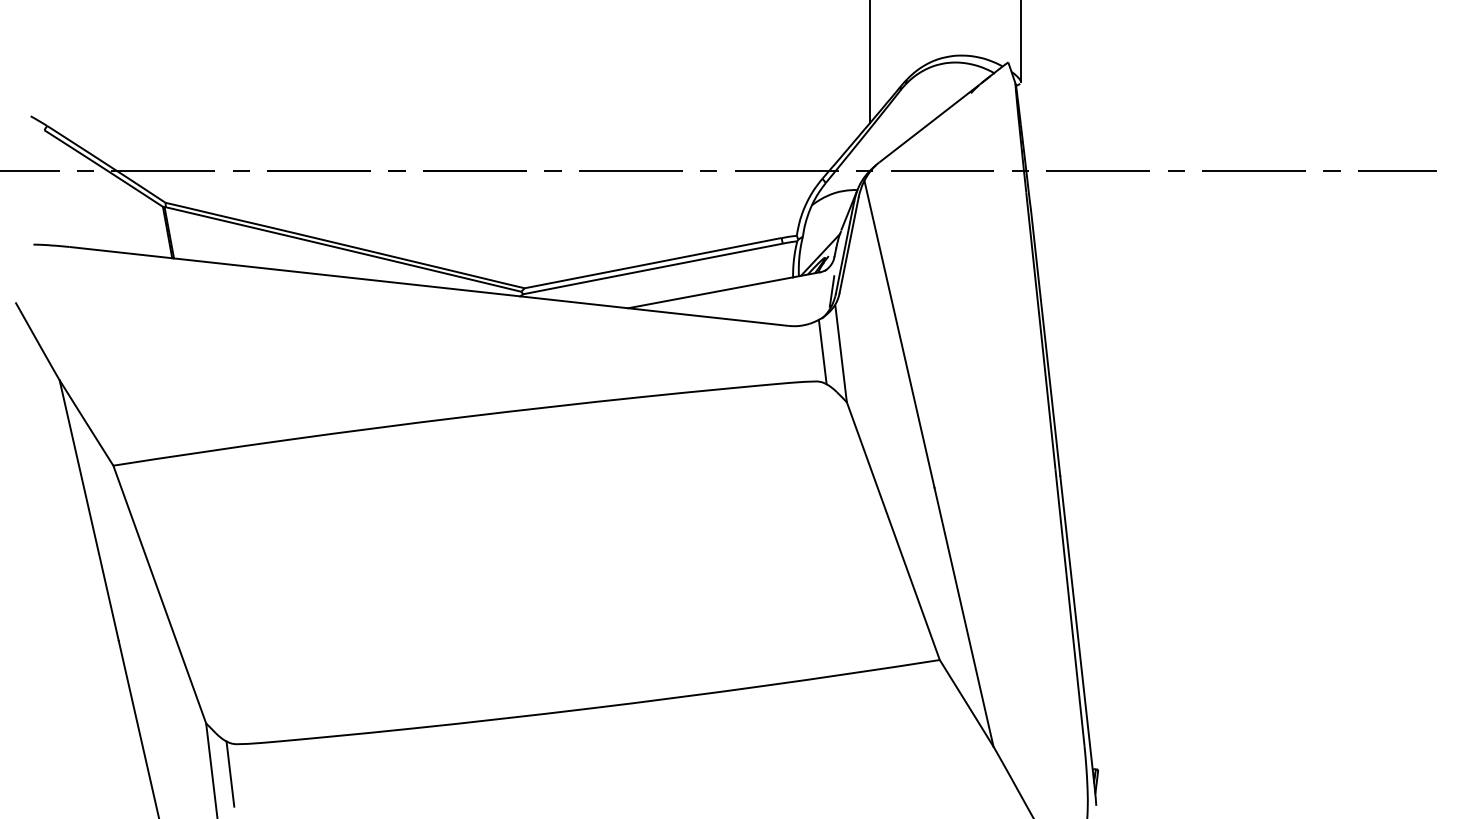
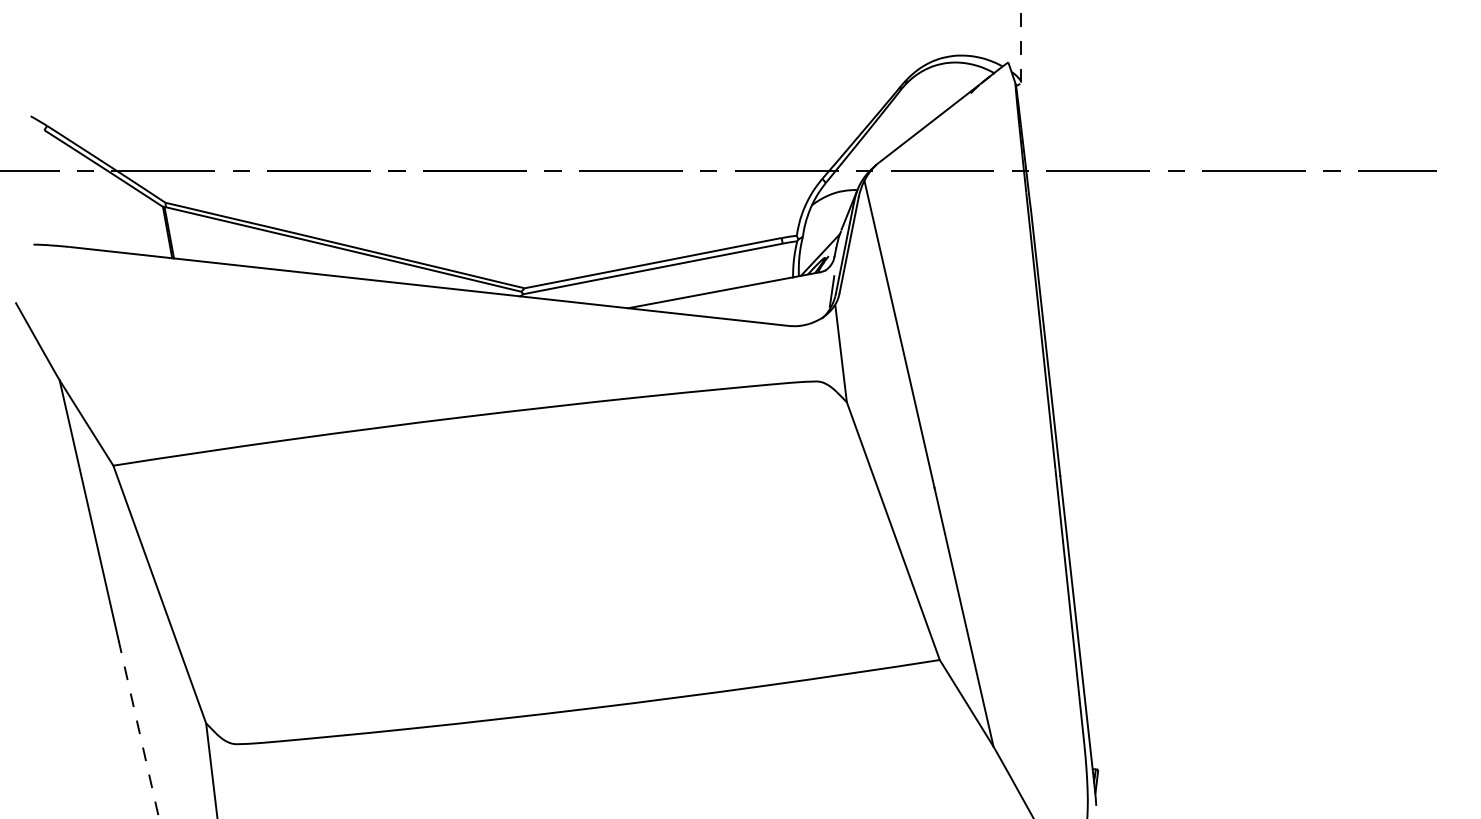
line: solid -> dashed (1021, 41)
line: present -> none (869, 62)
line: present -> none (822, 351)
line: solid -> dashed (138, 729)
line: present -> none (230, 773)
